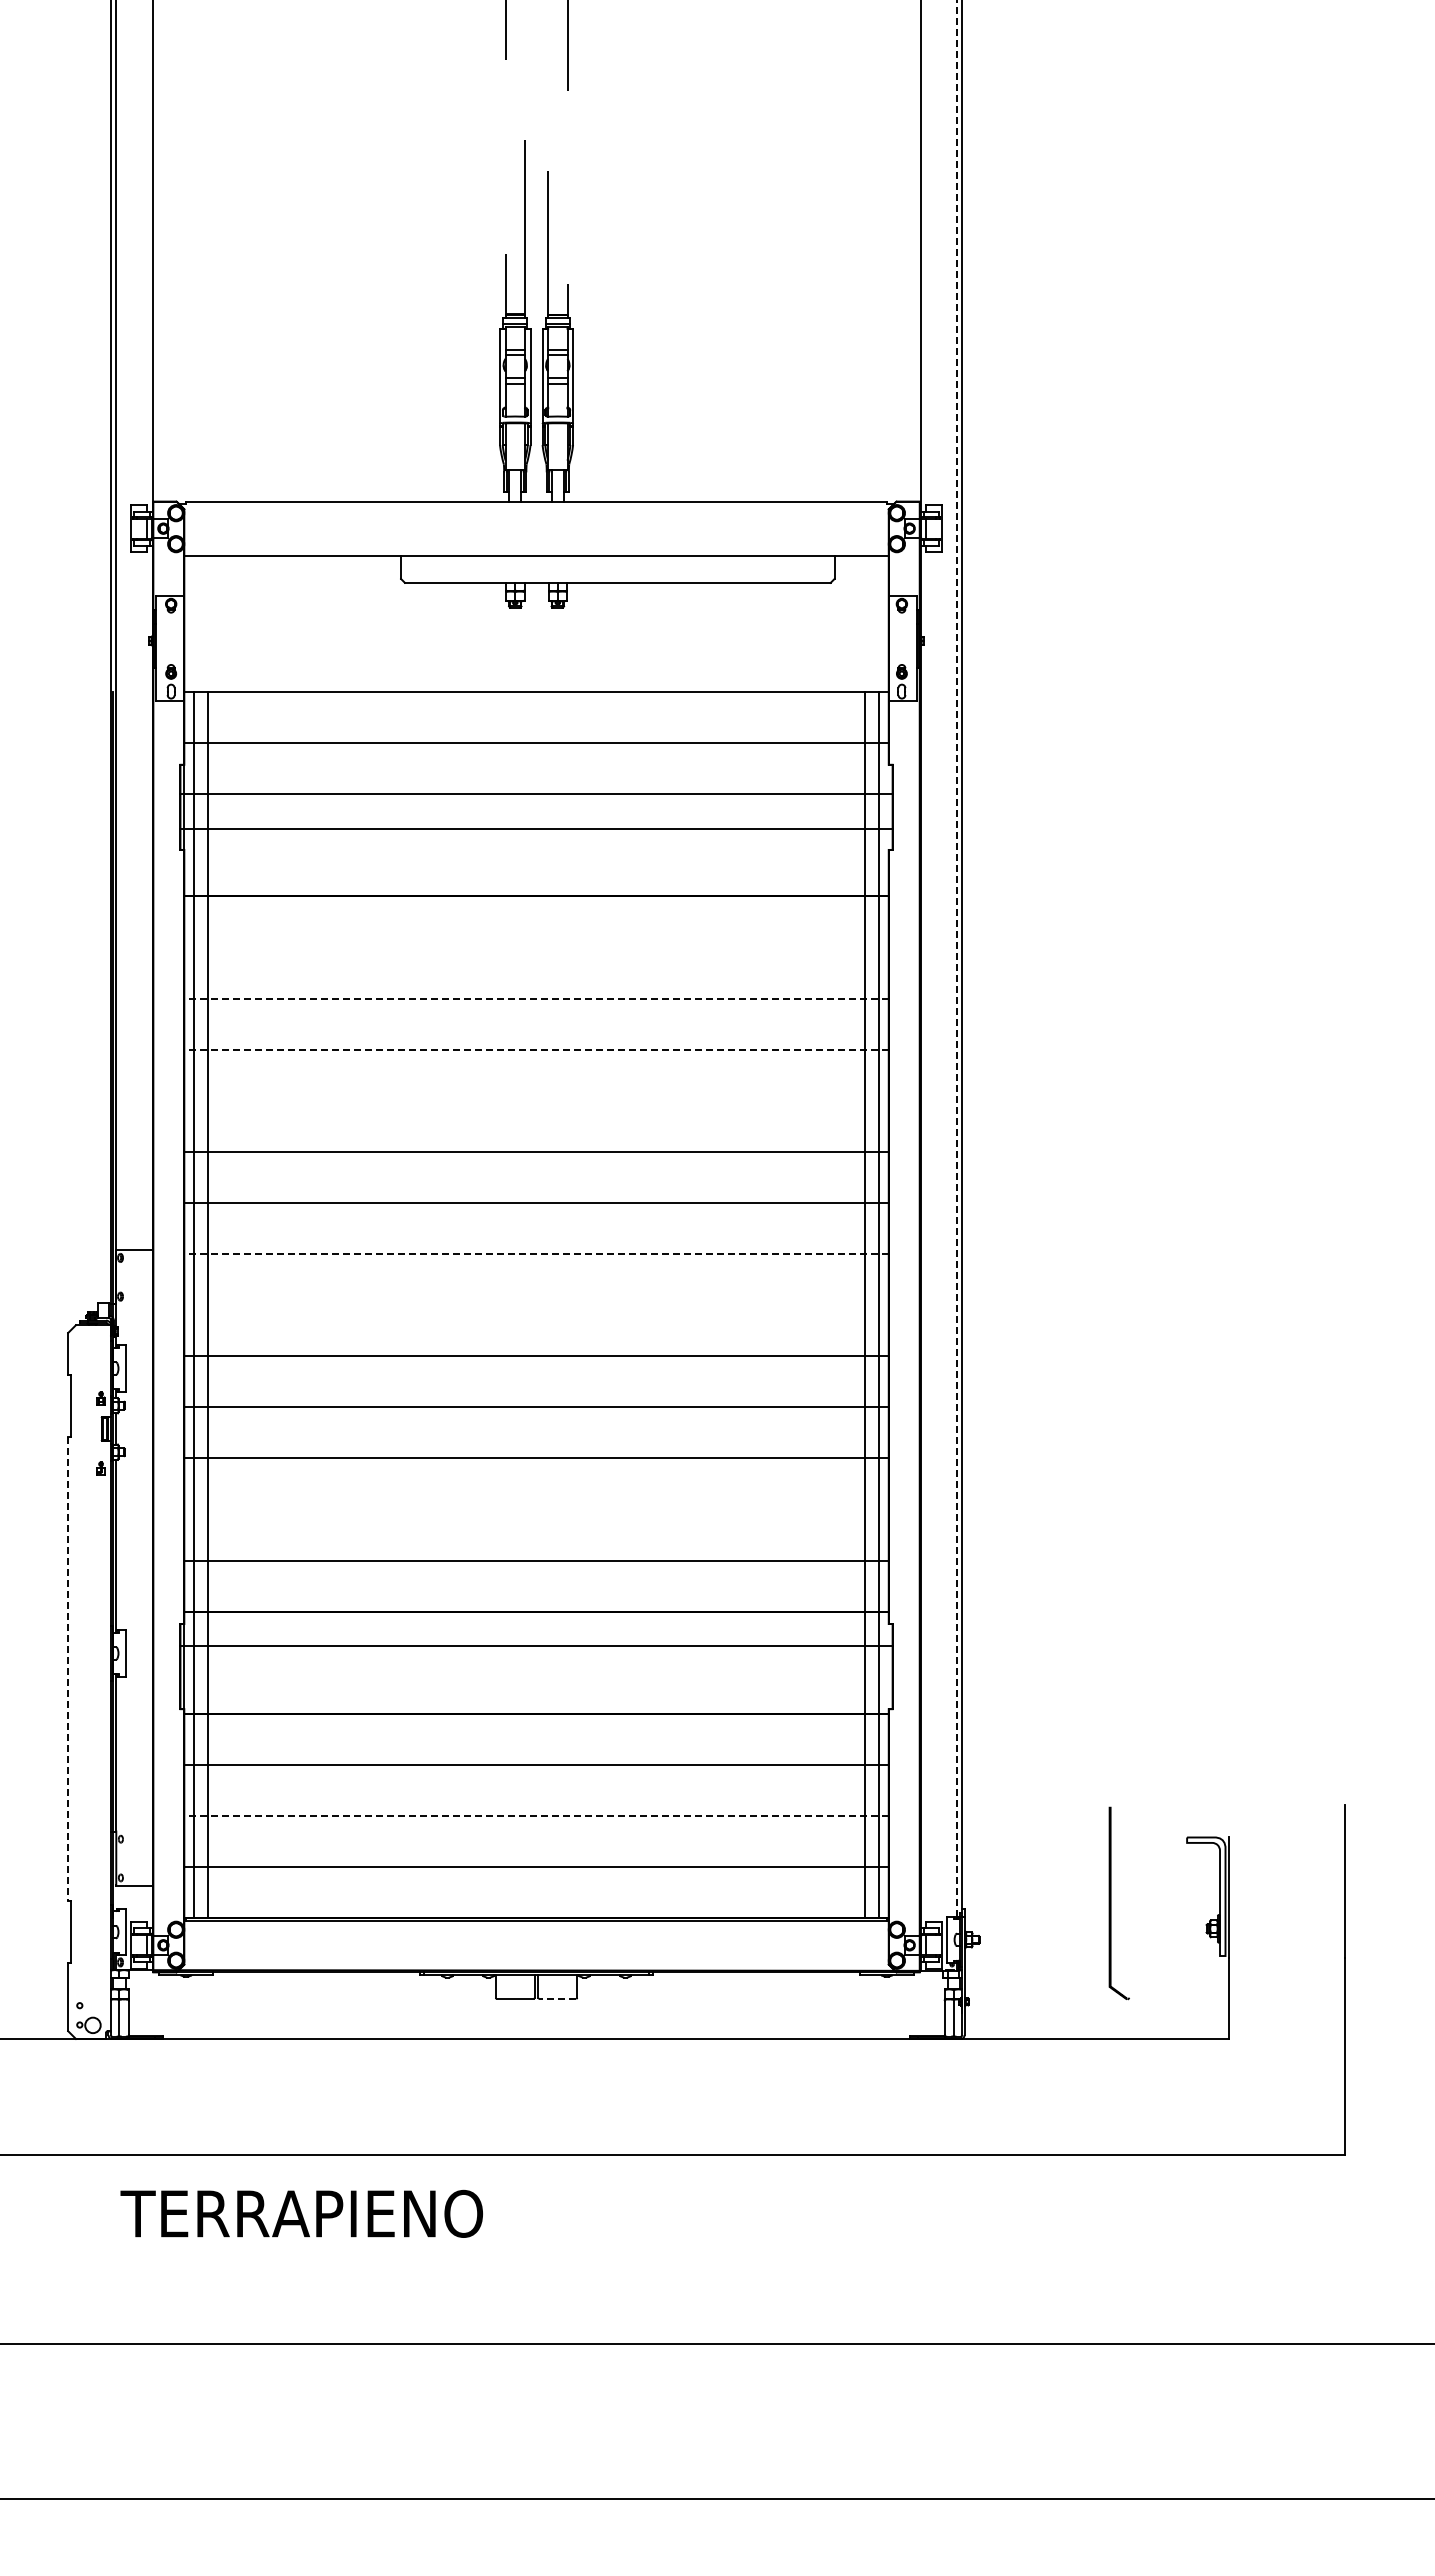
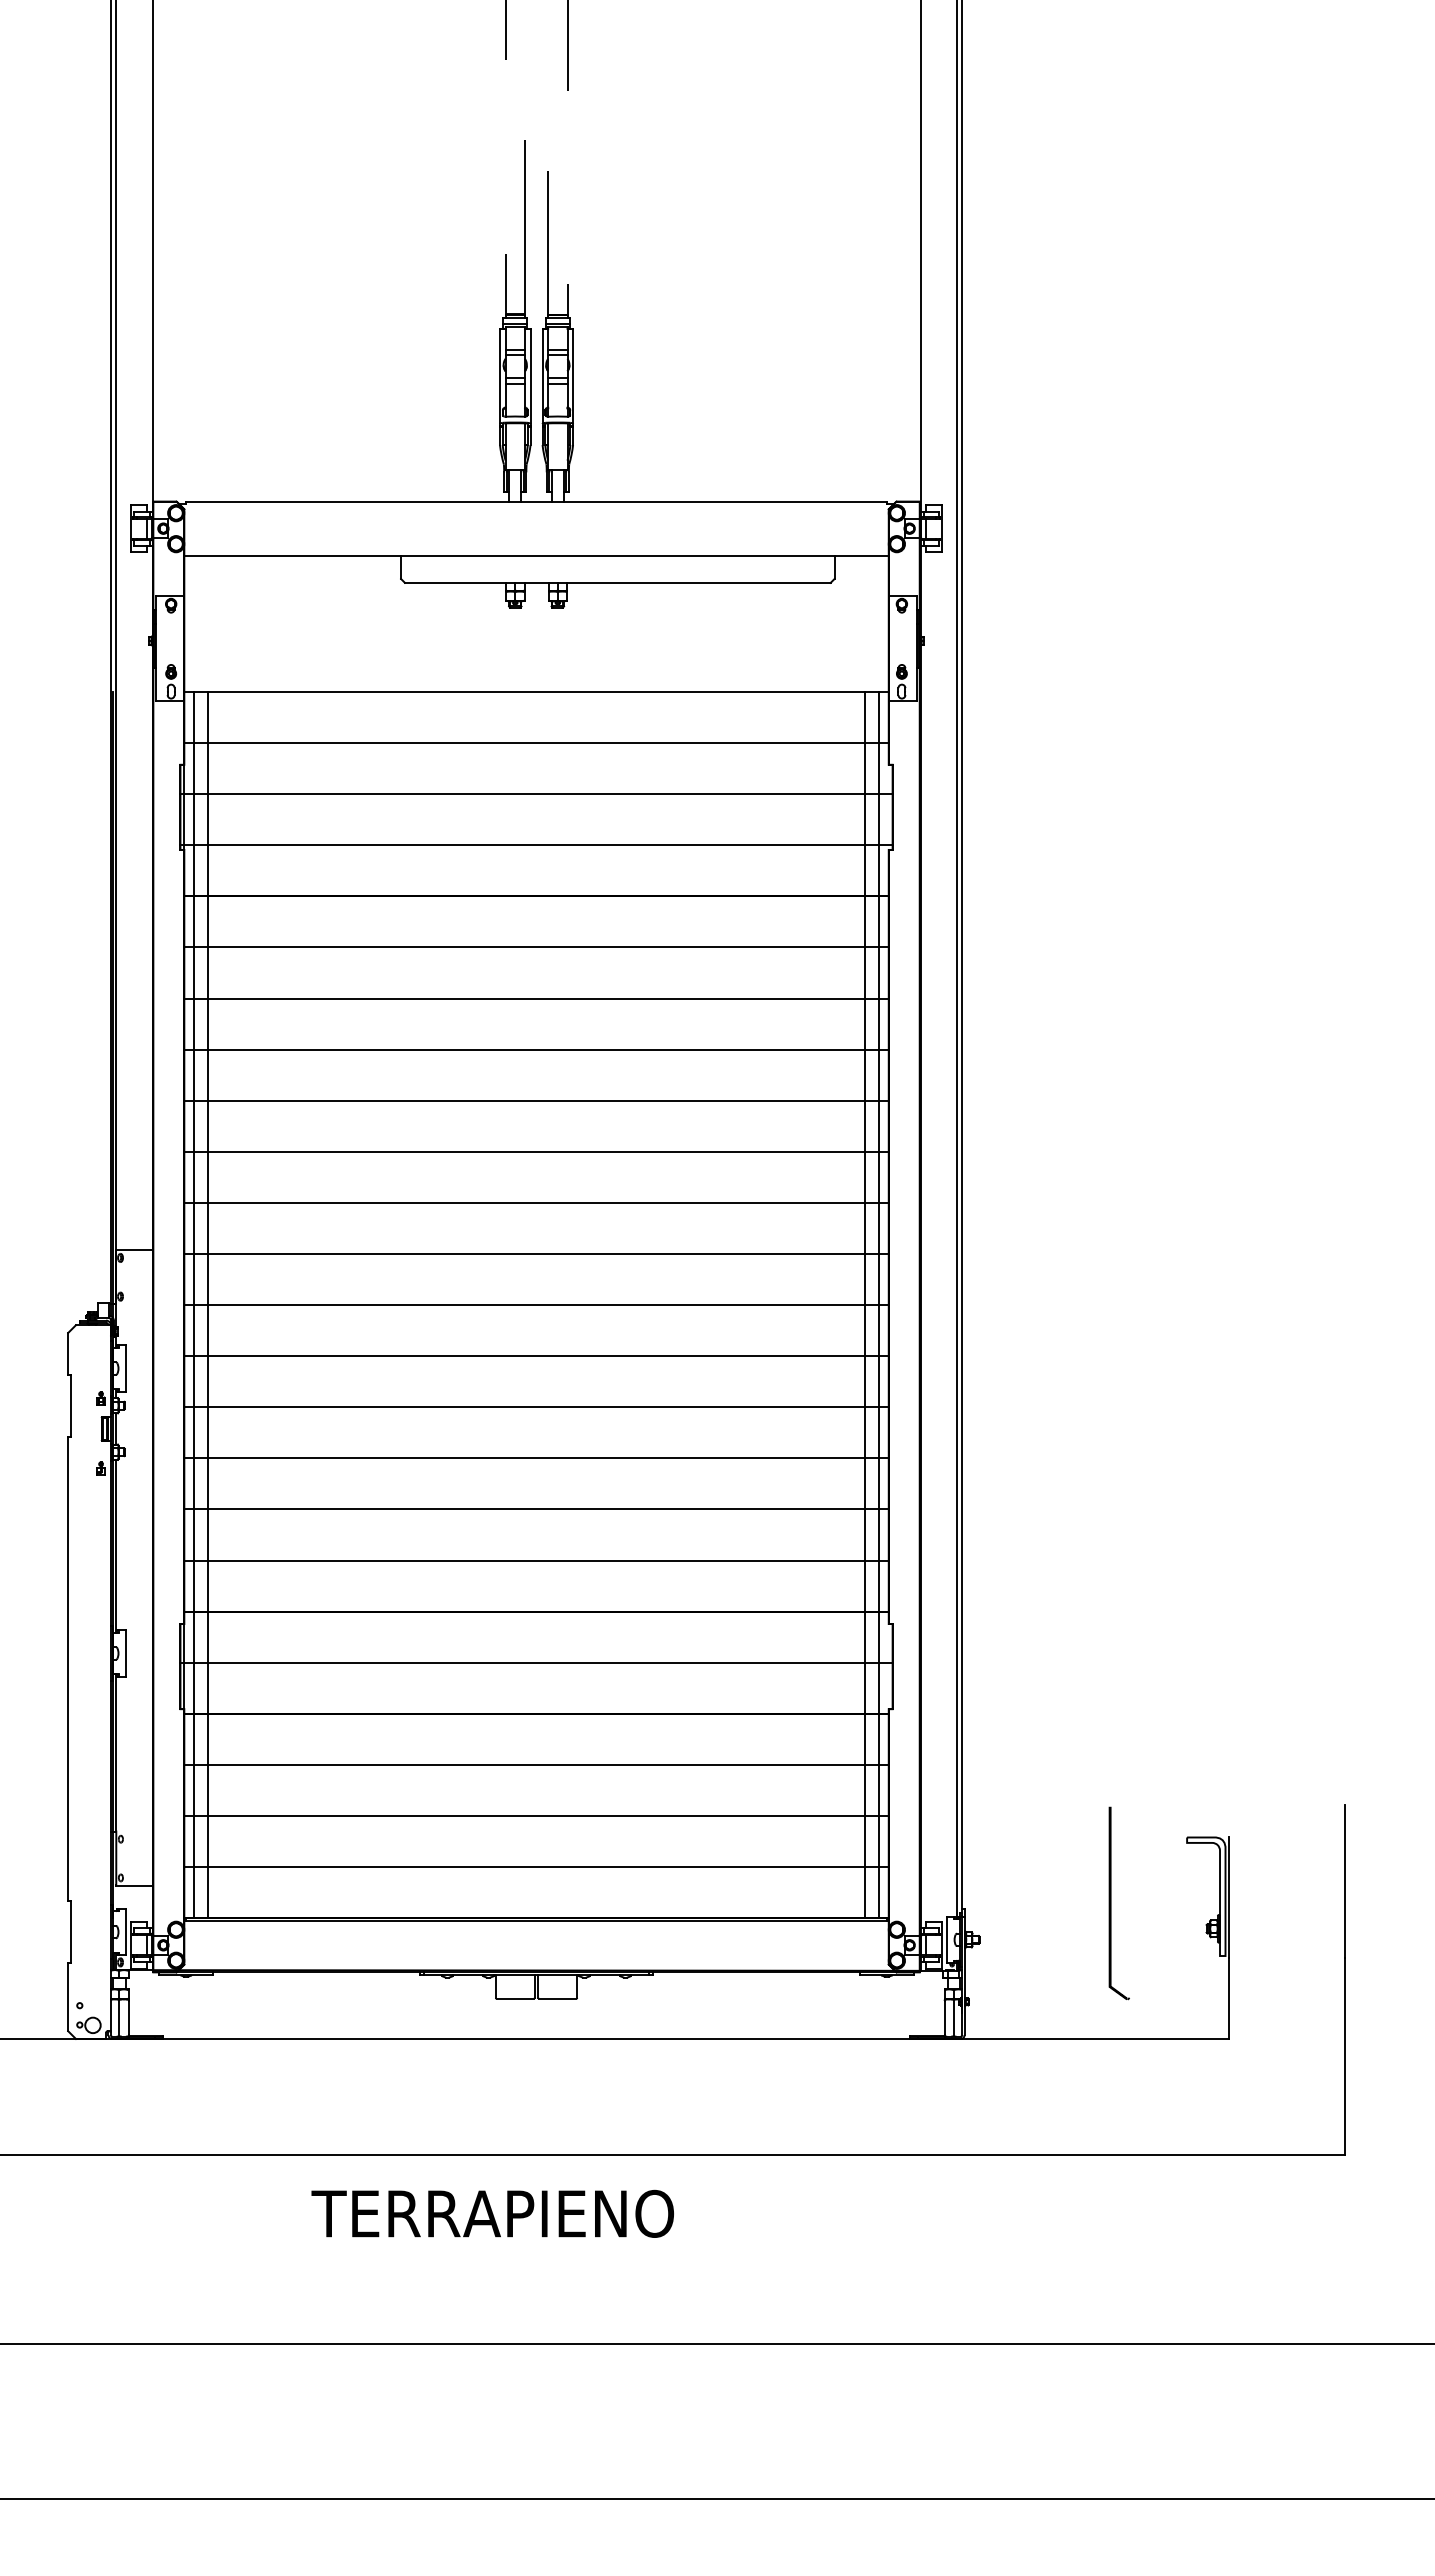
line position: (536, 829) -> (536, 845) (536, 845)
line: none -> present (536, 947)
line: dashed -> solid (956, 957)
line: dashed -> solid (536, 998)
line: dashed -> solid (536, 1049)
line: none -> present (536, 1100)
line: dashed -> solid (536, 1254)
line: none -> present (536, 1305)
line: none -> present (536, 1509)
line position: (536, 1645) -> (536, 1662) (536, 1662)
line: dashed -> solid (68, 1669)
line: dashed -> solid (536, 1816)
line: dashed -> solid (557, 1998)
text position: (301, 2213) -> (492, 2213) (492, 2213)
